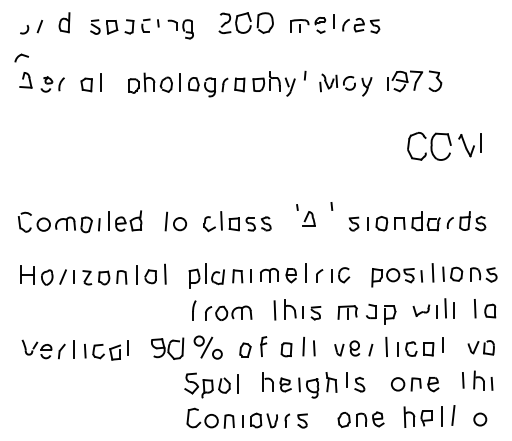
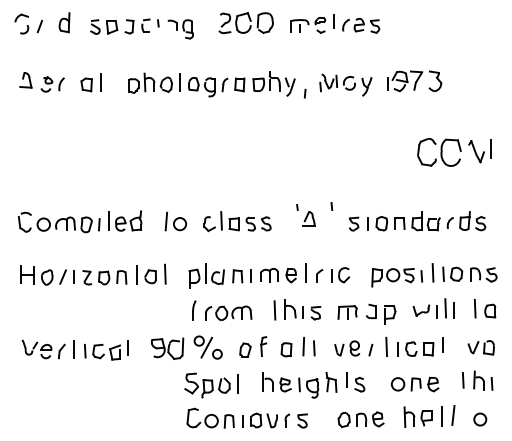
part position: (21, 57) -> (21, 17) (21, 17)
line position: (304, 75) -> (304, 93) (304, 93)
part position: (444, 146) -> (454, 152) (454, 152)
